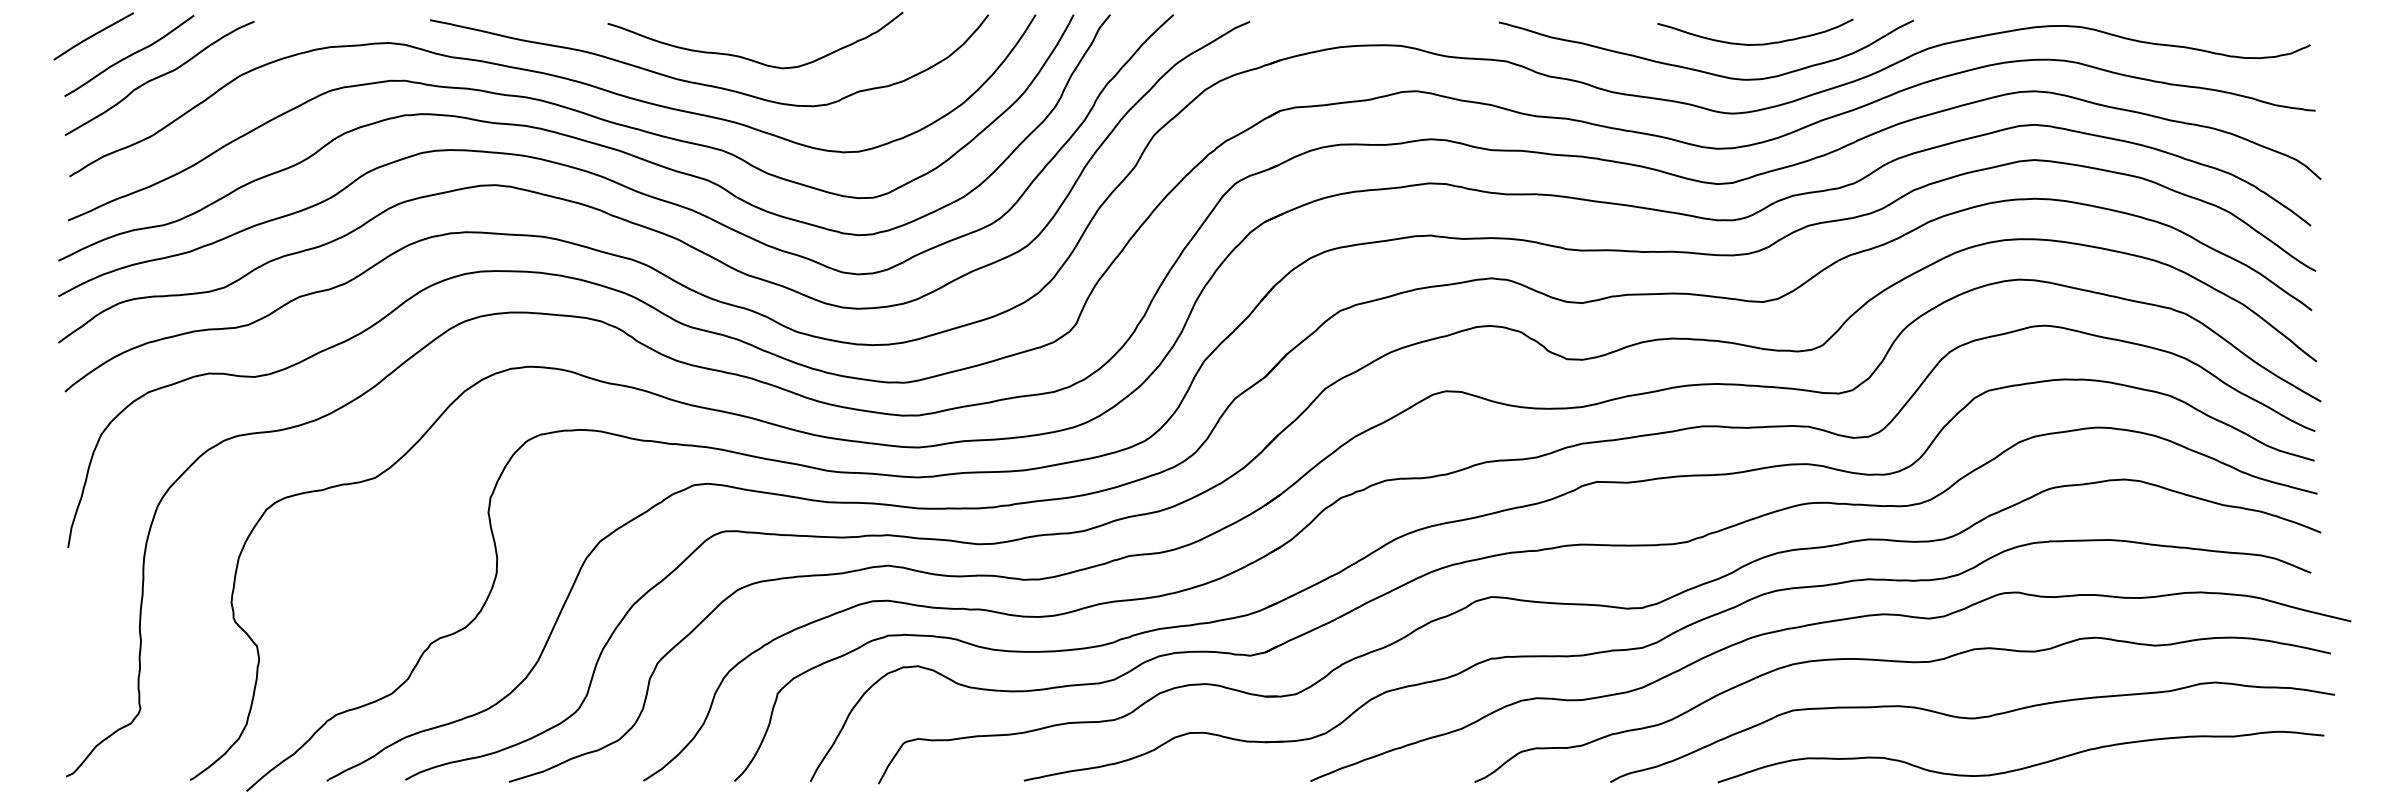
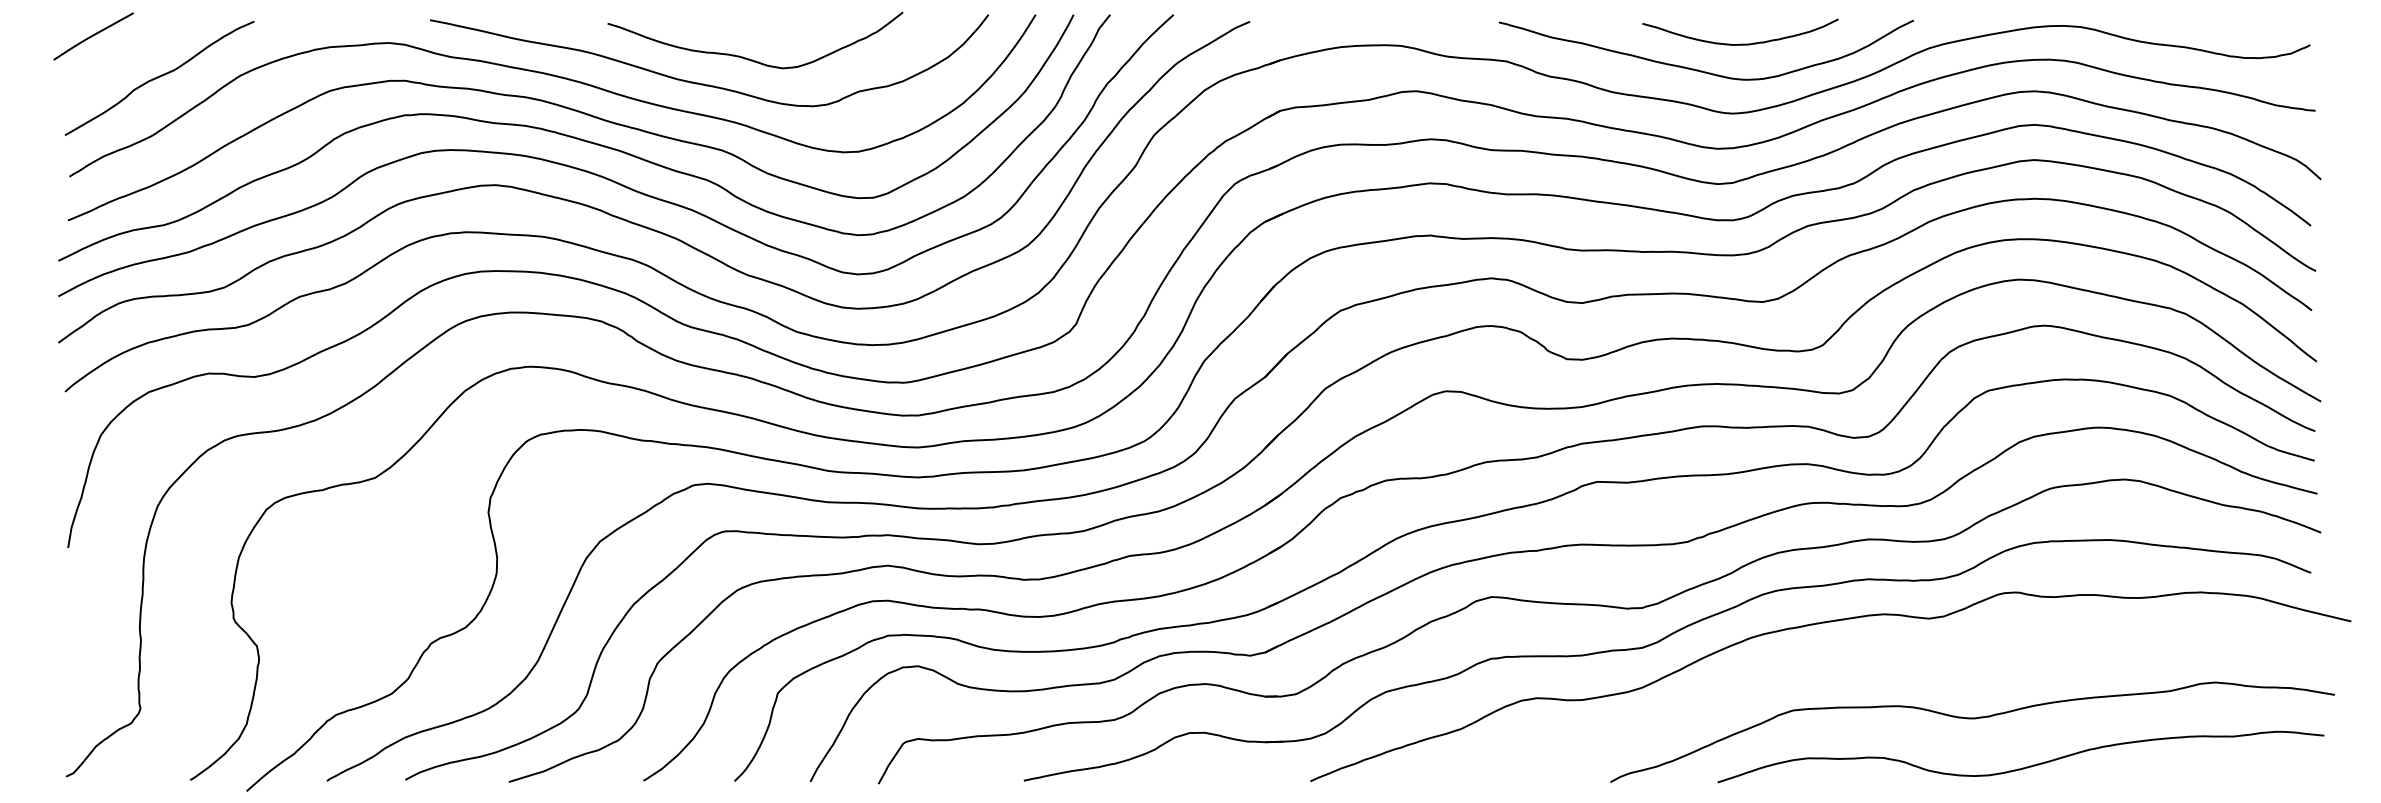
curve position: (1755, 43) -> (1740, 43) (1740, 43)
curve: present -> none (129, 55)
curve: present -> none (1902, 662)
